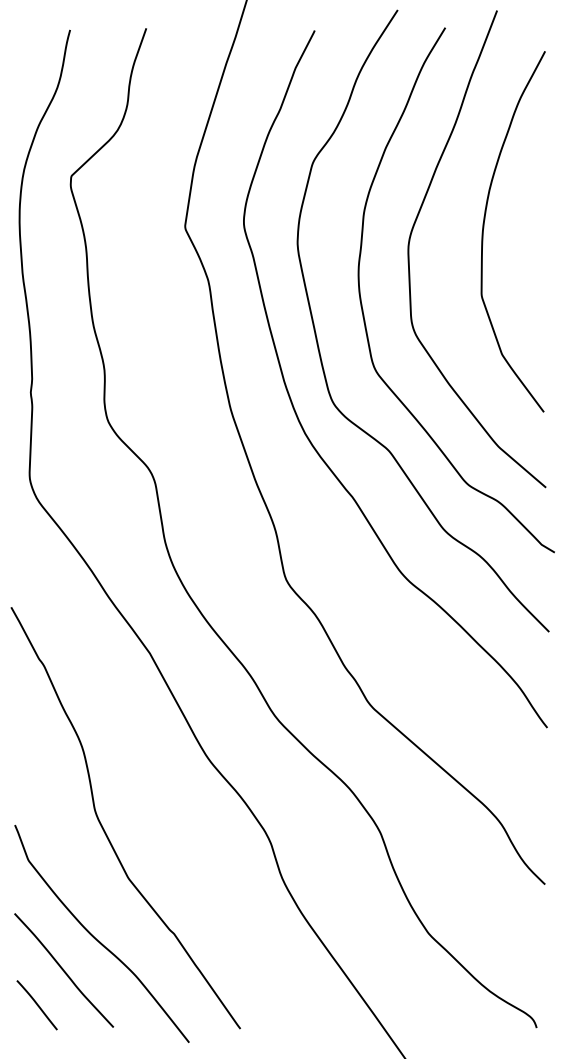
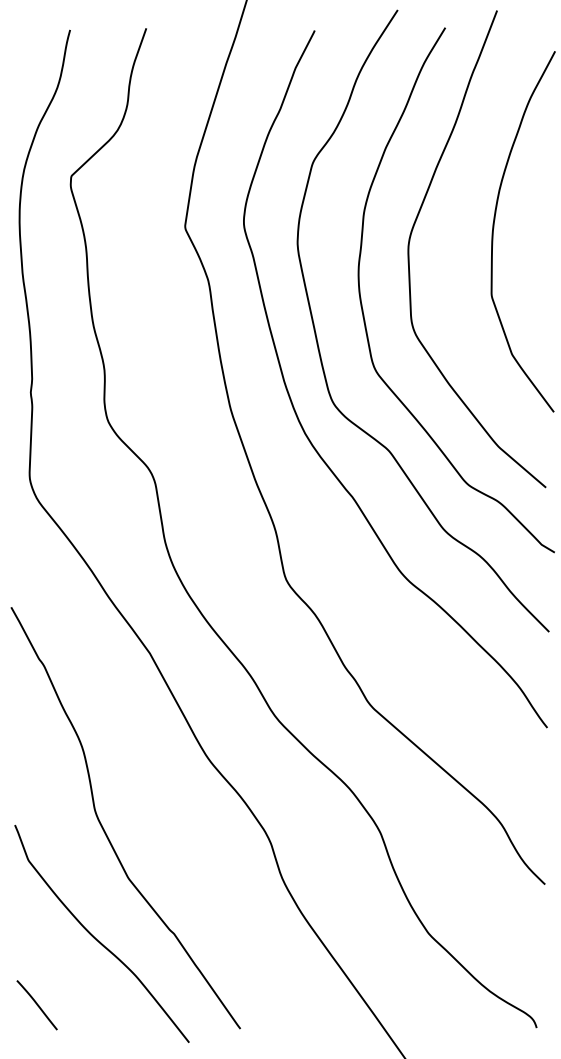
curve position: (484, 228) -> (494, 228) (494, 228)
curve: present -> none (64, 970)
